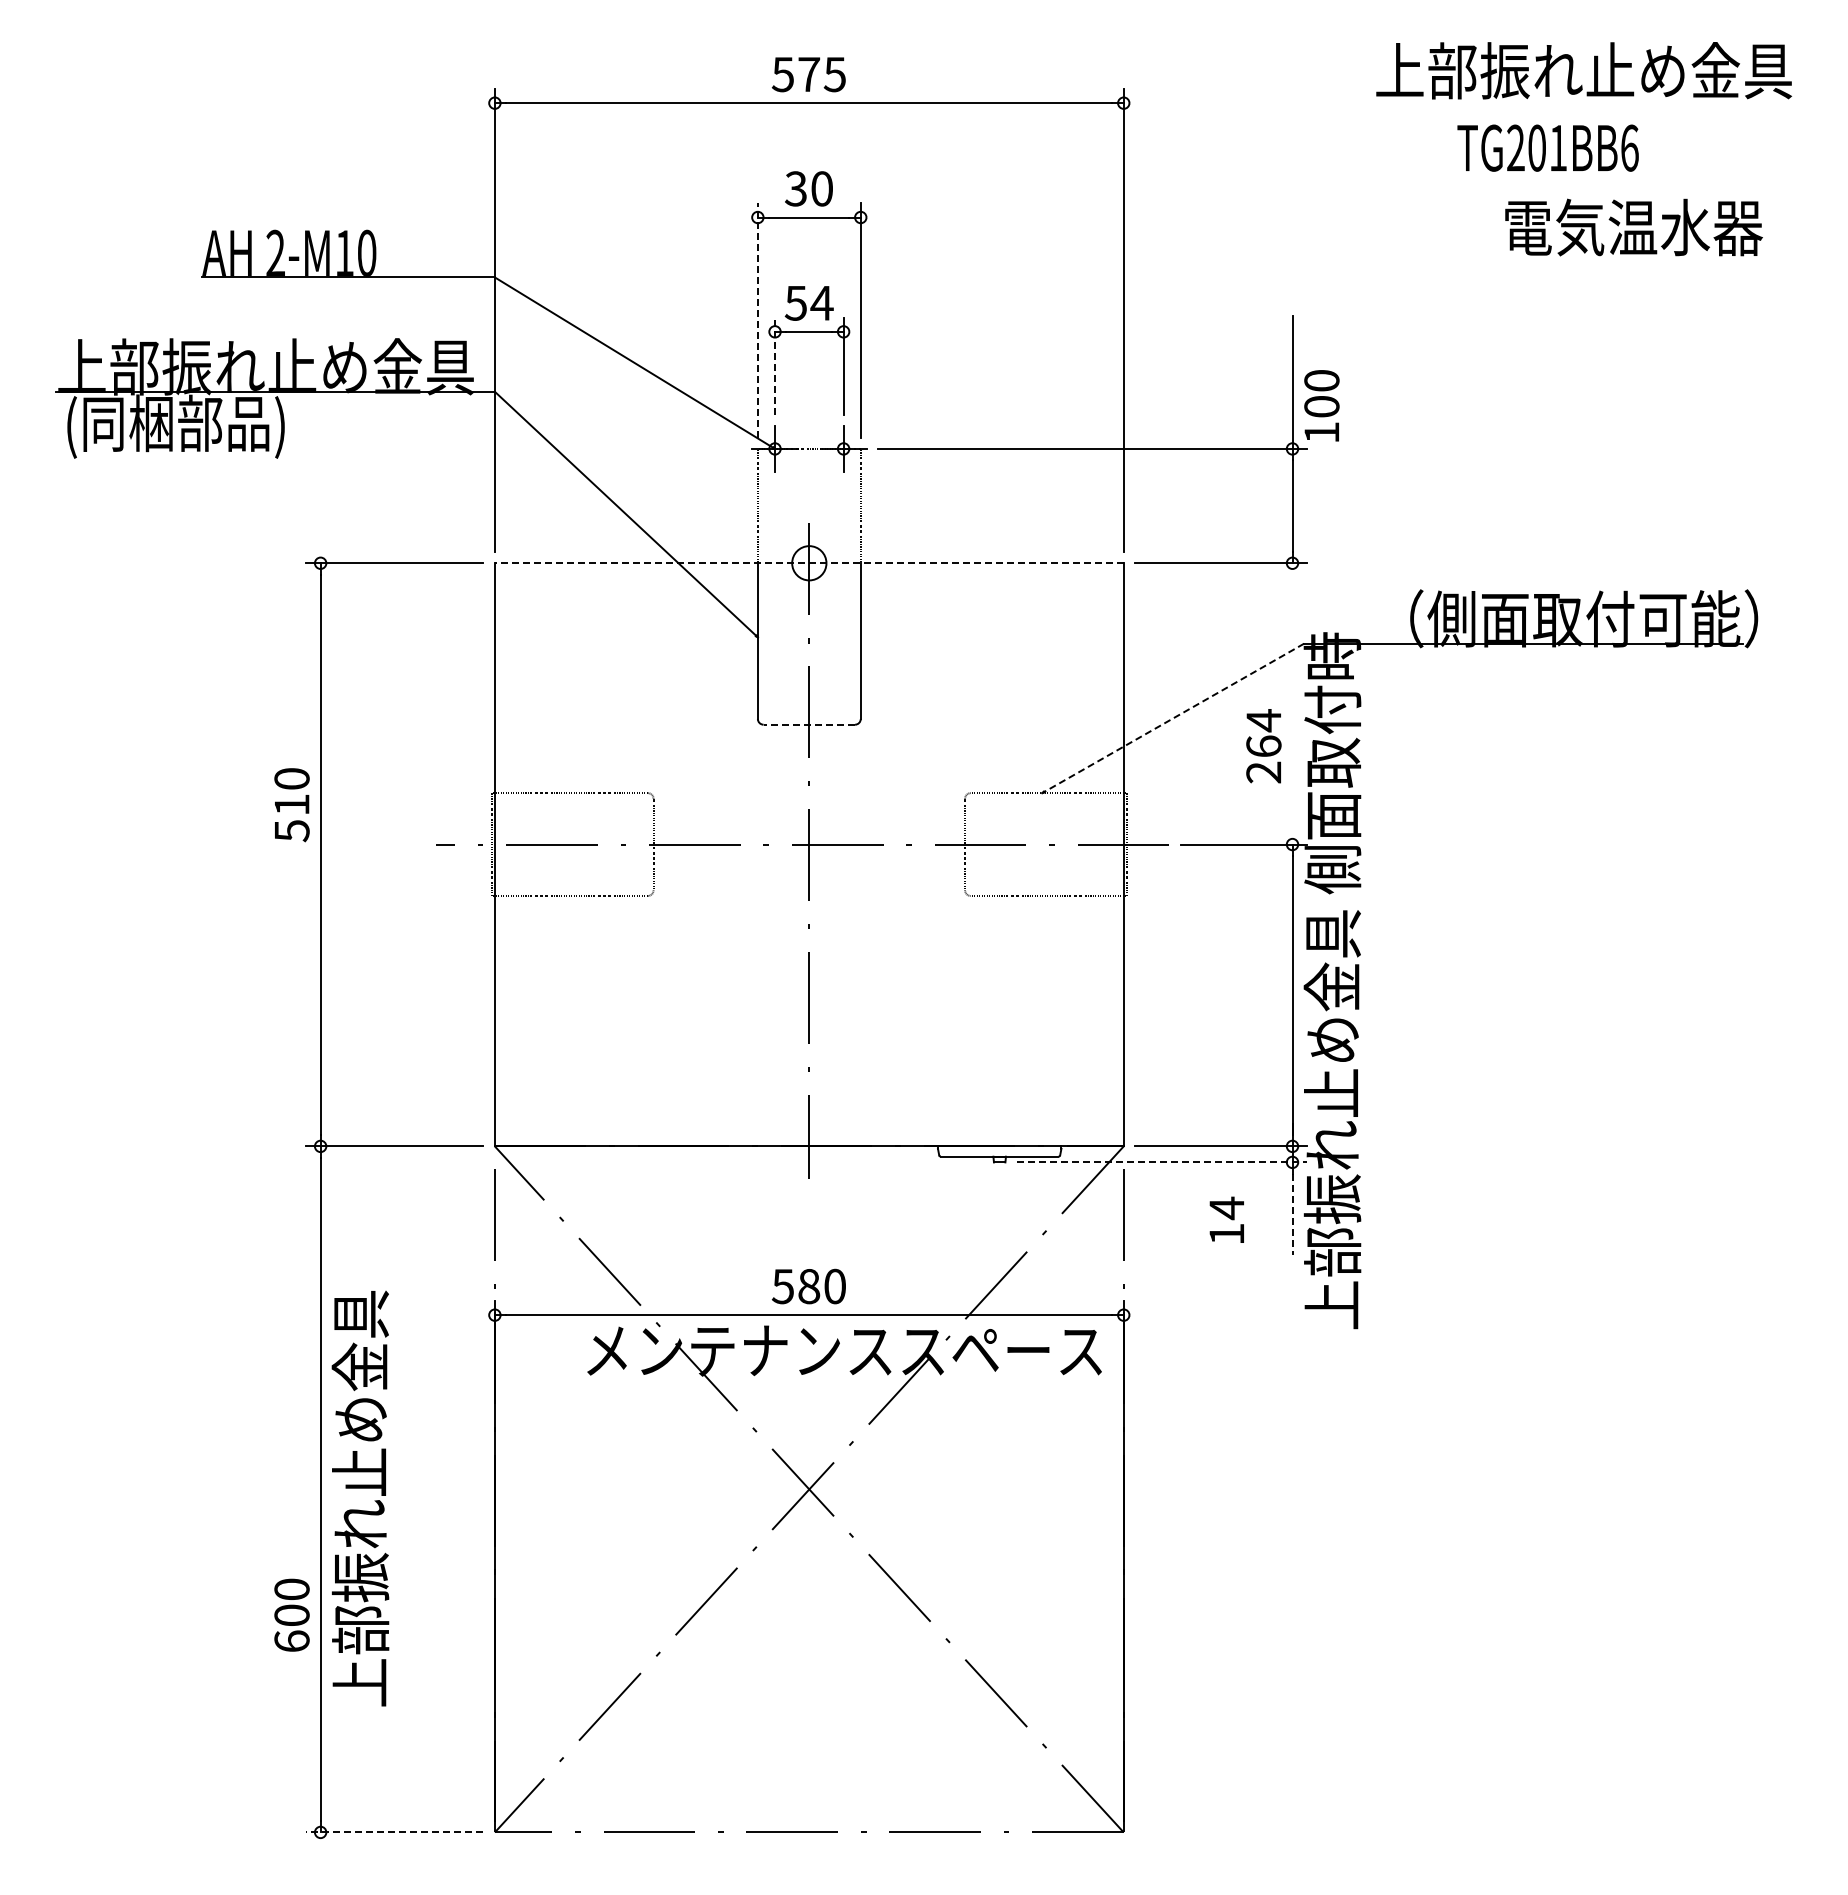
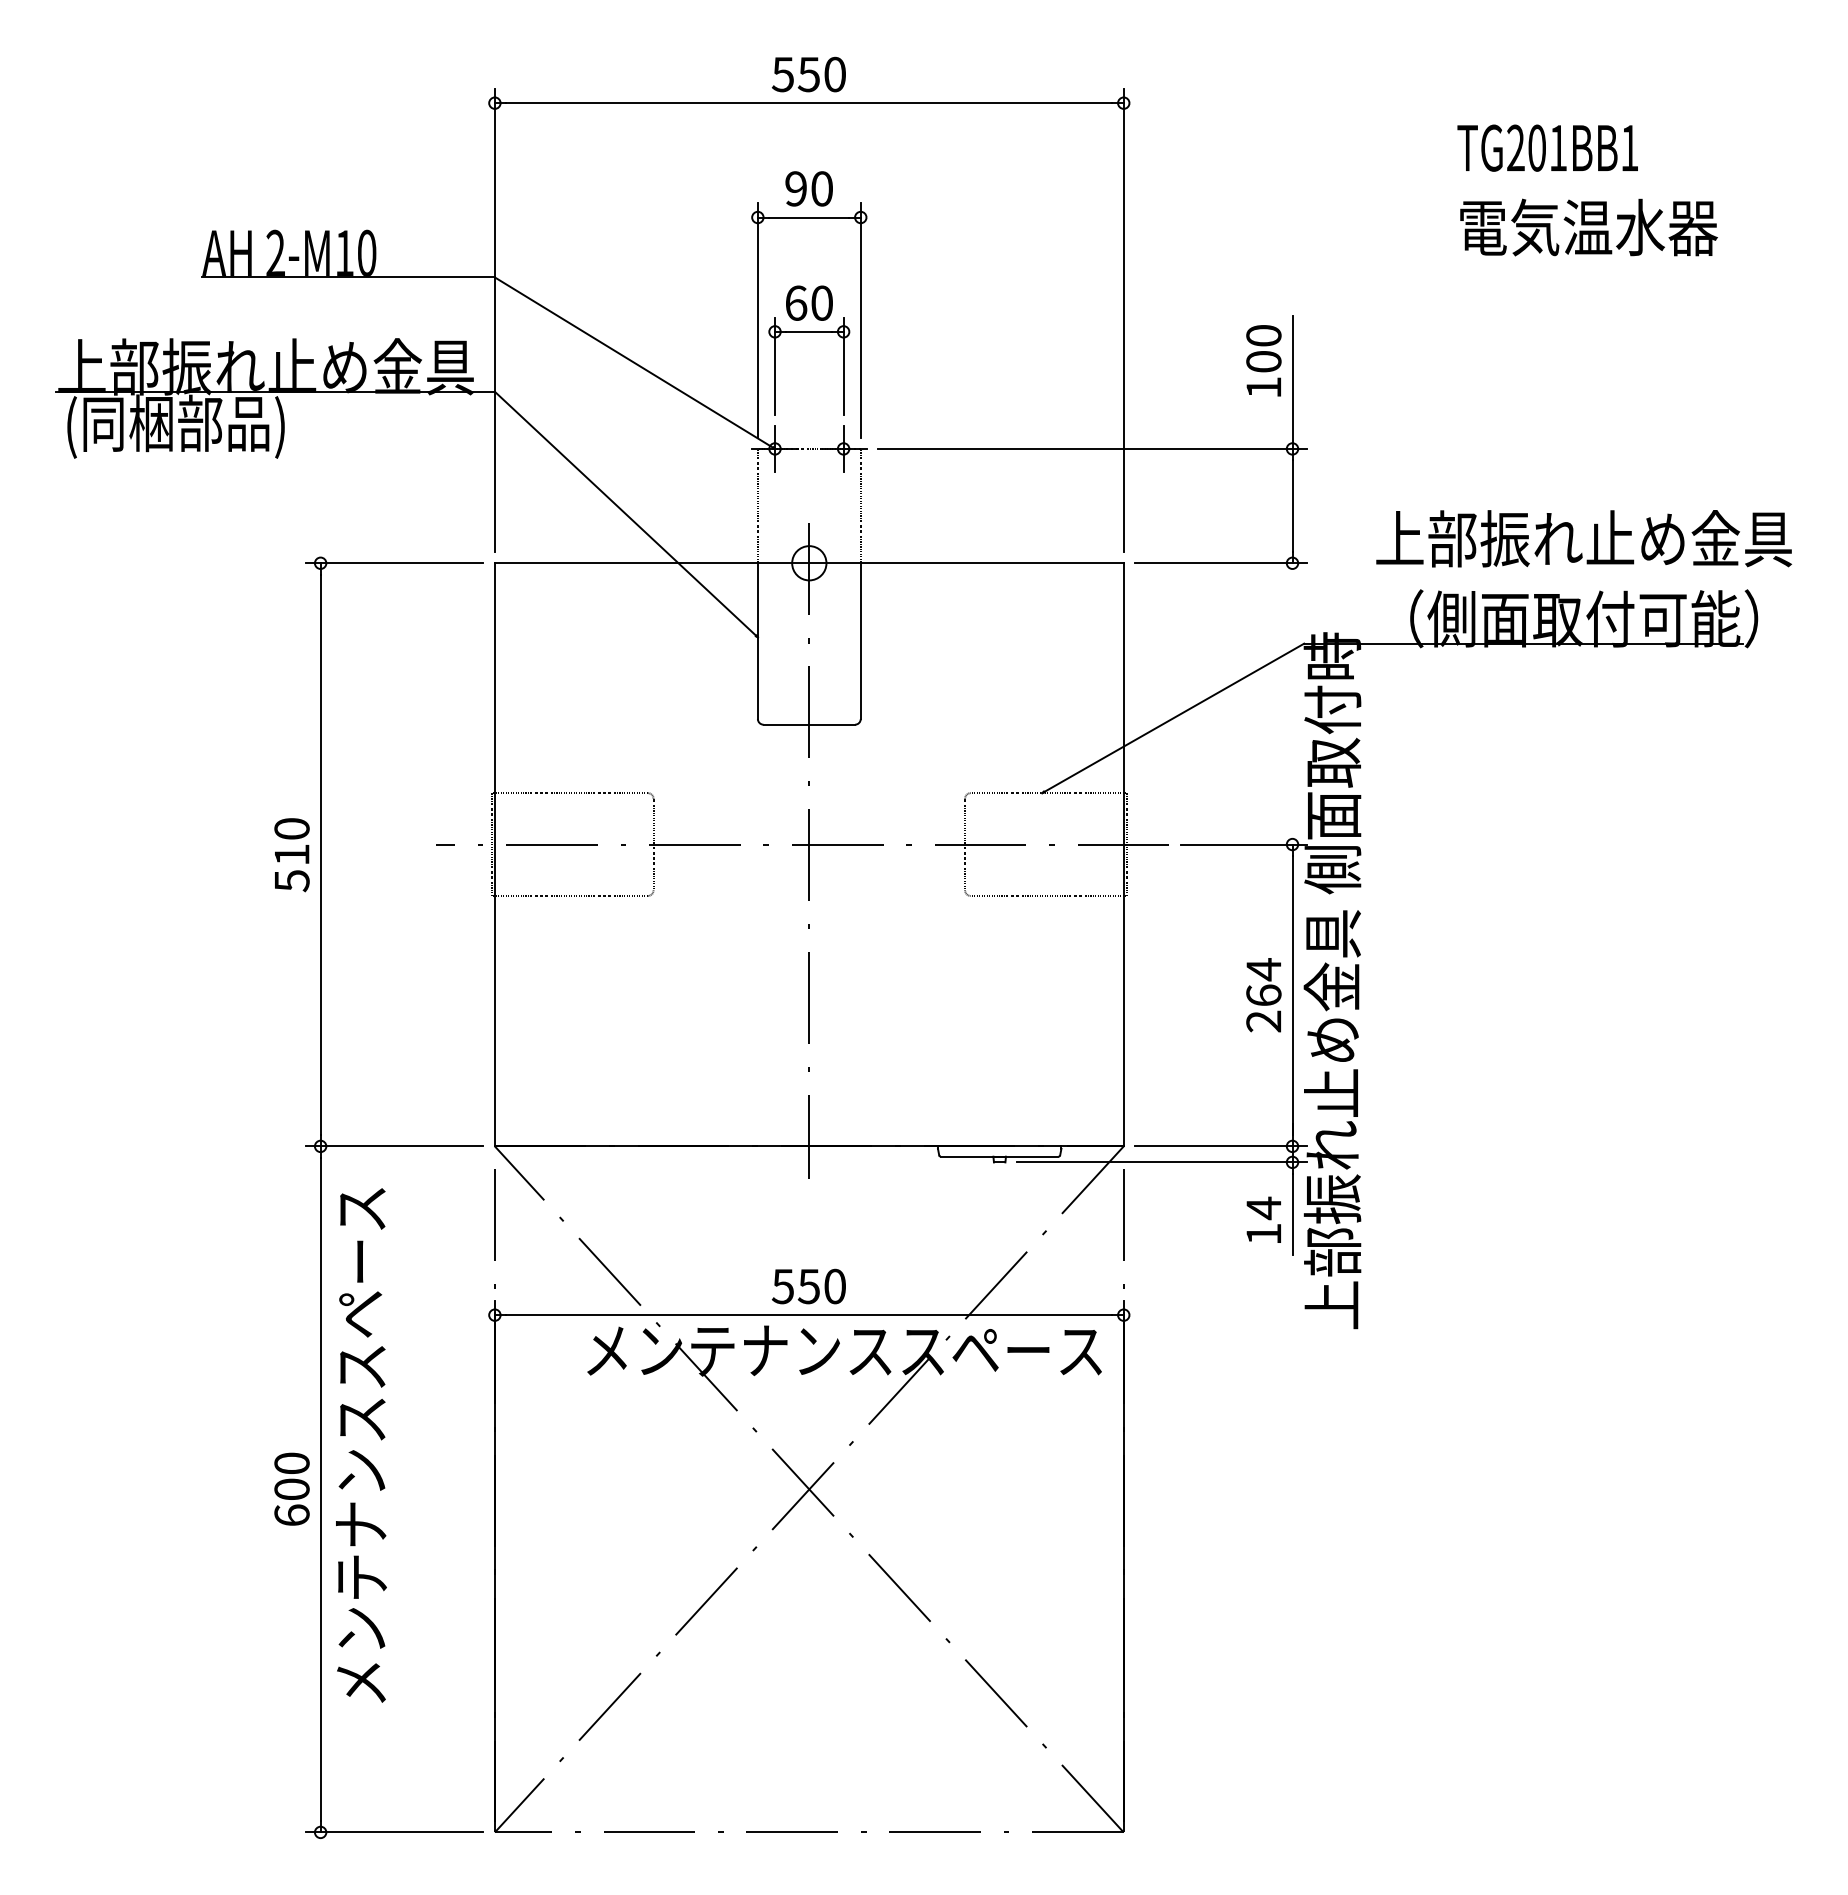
text position: (1583, 70) -> (1583, 538) (1583, 538)
text: 575 -> 550 (821, 74)
text: TG201BB6 -> TG201BB1 (1629, 147)
text: 30 -> 90 (795, 188)
text position: (1633, 227) -> (1588, 227) (1588, 227)
text: 54 -> 60 (808, 302)
line: dashed -> solid (757, 319)
line: dashed -> solid (775, 366)
text position: (1321, 405) -> (1263, 360) (1263, 360)
line: dashed -> solid (808, 563)
line: dashed -> solid (1173, 718)
line: dashed -> solid (809, 724)
text position: (1263, 746) -> (1263, 995) (1263, 995)
text position: (291, 805) -> (291, 855) (291, 855)
line: dashed -> solid (1161, 1162)
line: dashed -> solid (1292, 1214)
text position: (1226, 1219) -> (1263, 1219) (1263, 1219)
text: 580 -> 550 (808, 1286)
text: 上部振れ止め金具 -> メンテナンススペース (360, 1447)
text position: (291, 1614) -> (291, 1488) (291, 1488)
line: dashed -> solid (394, 1832)
